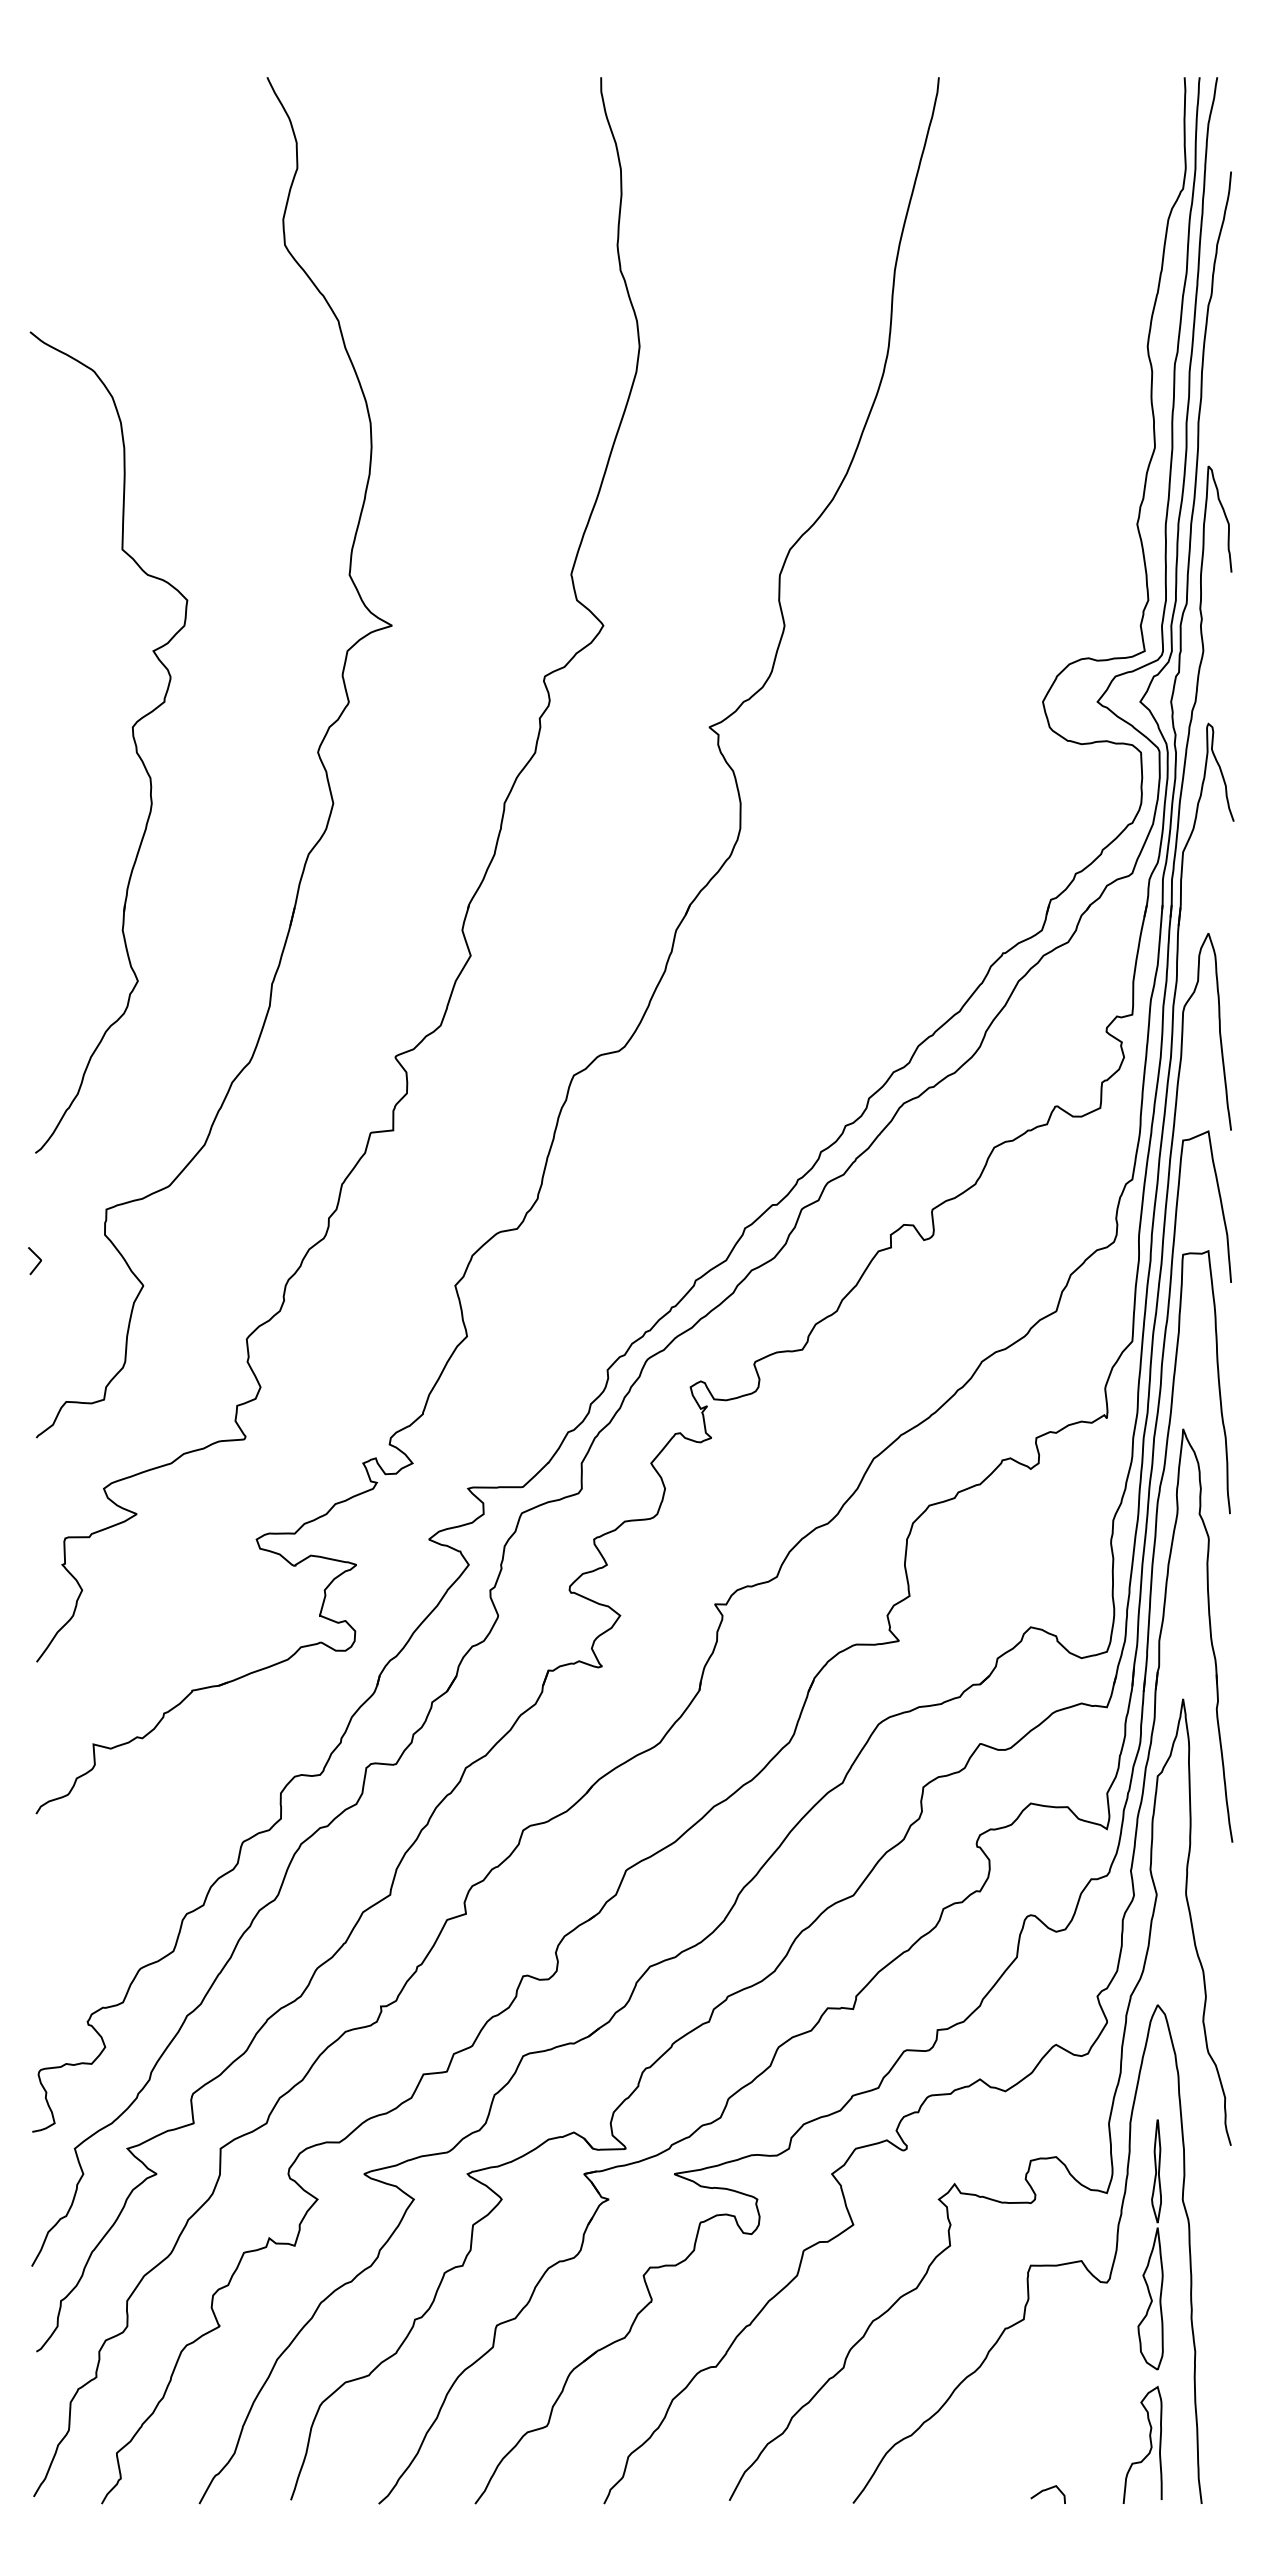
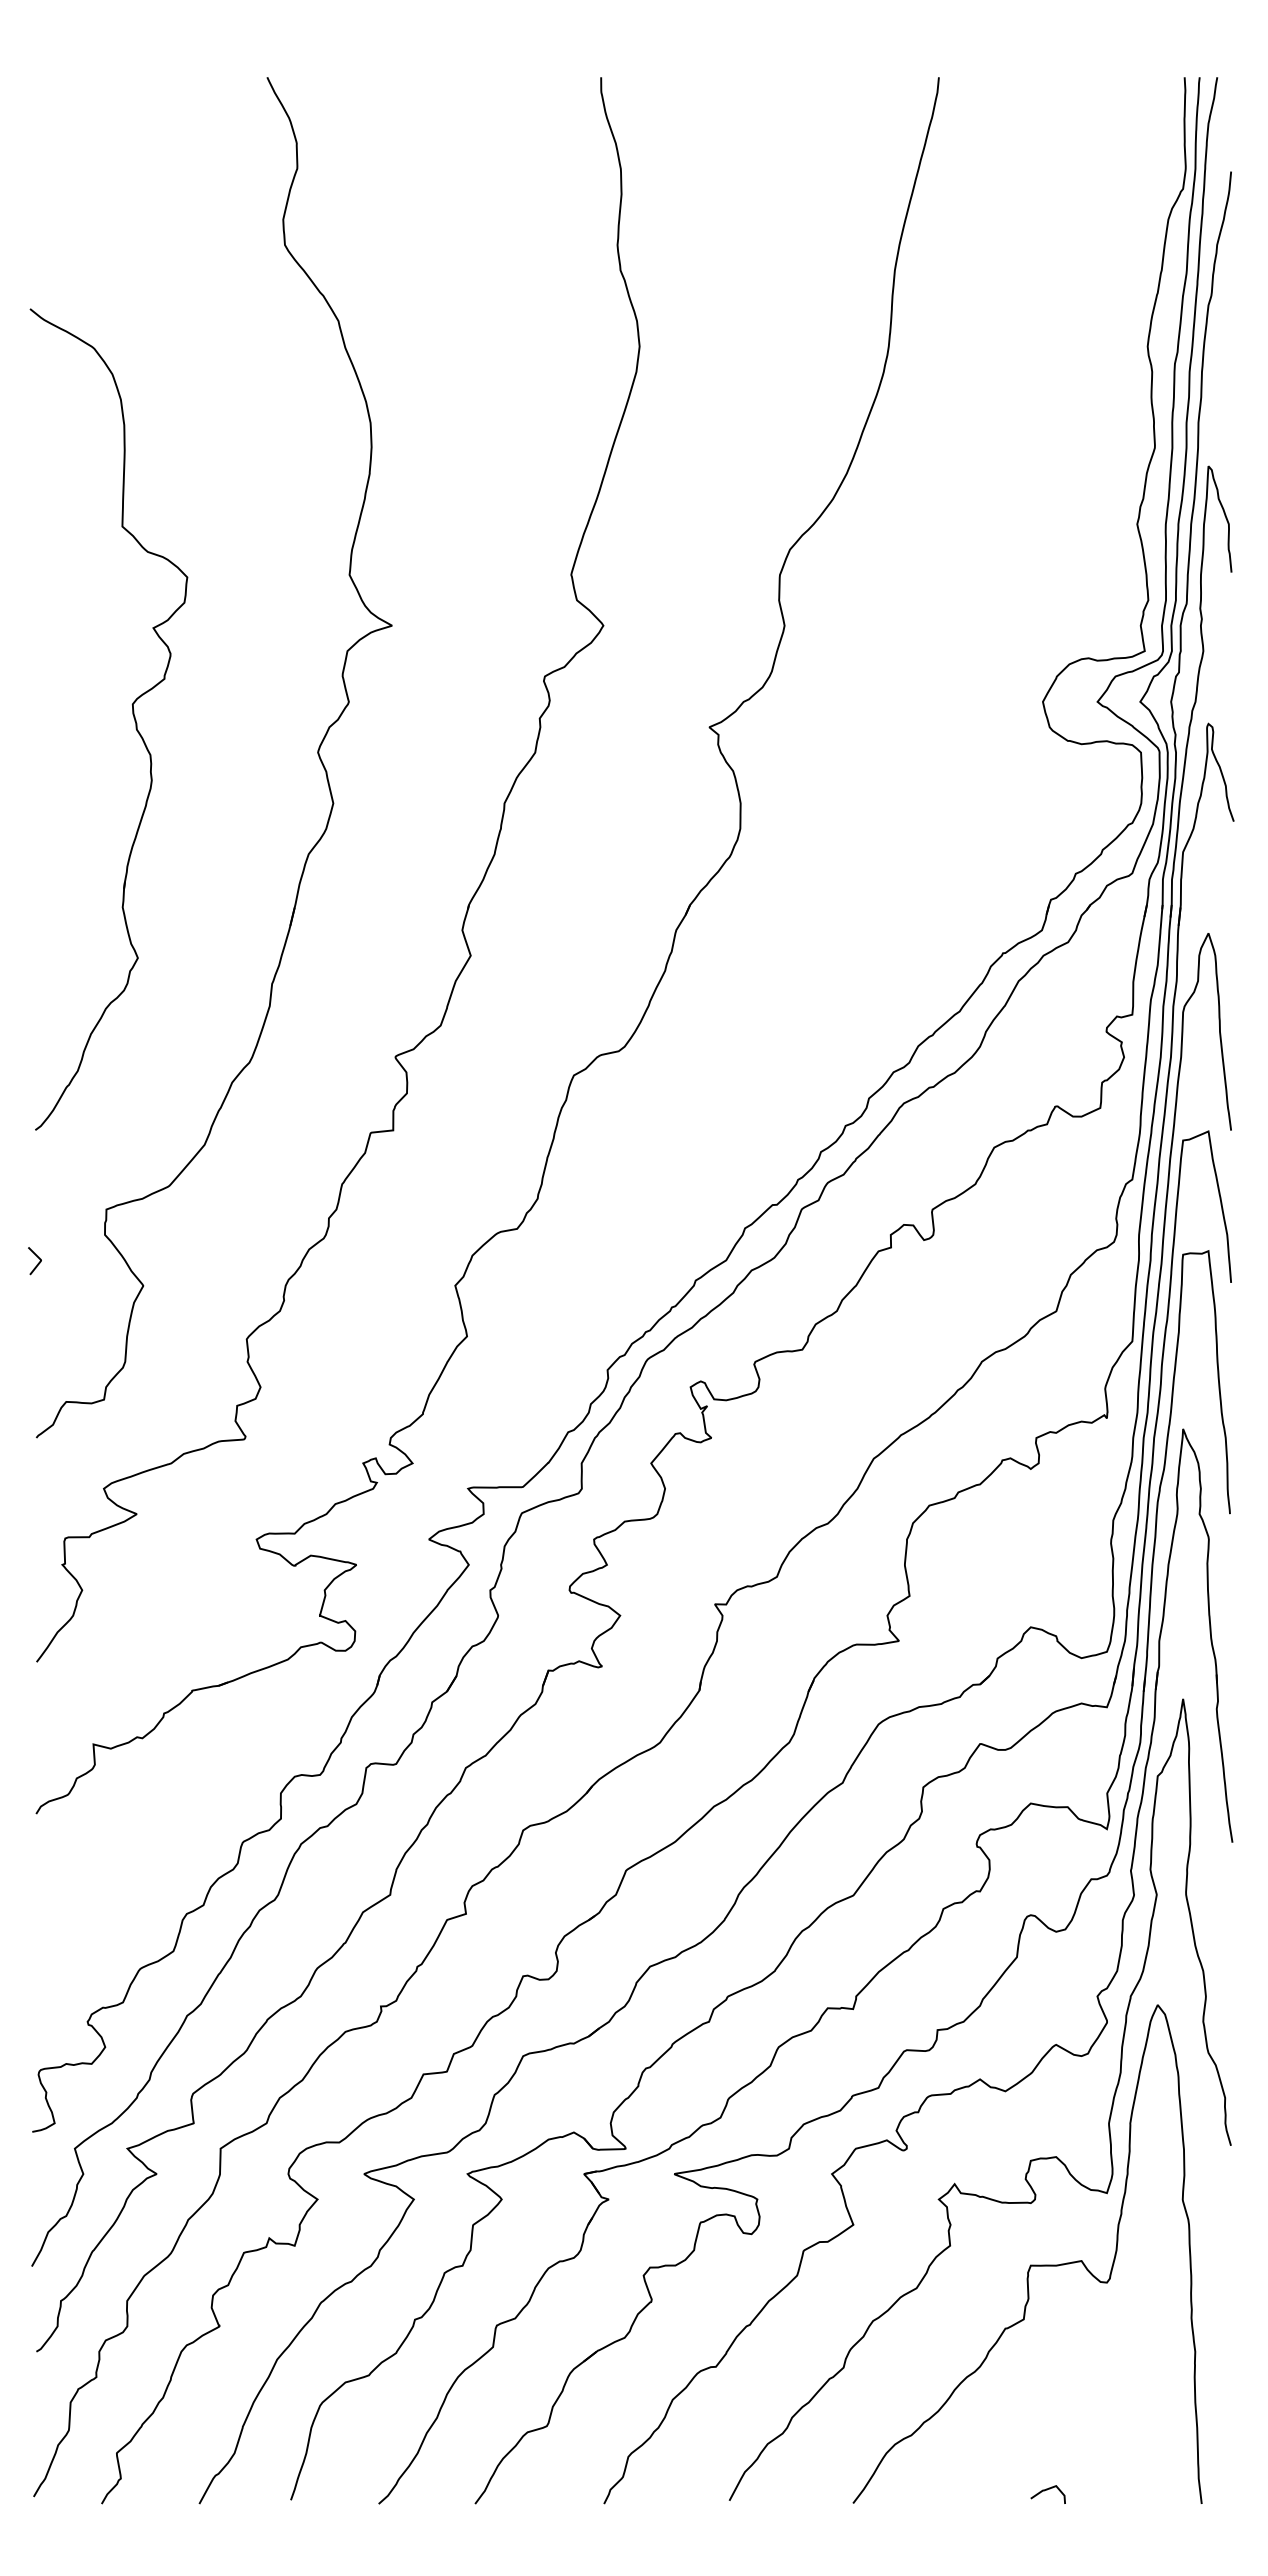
part position: (132, 737) -> (132, 714) (132, 714)
part: present -> none (1150, 2244)
curve: present -> none (1150, 2444)
